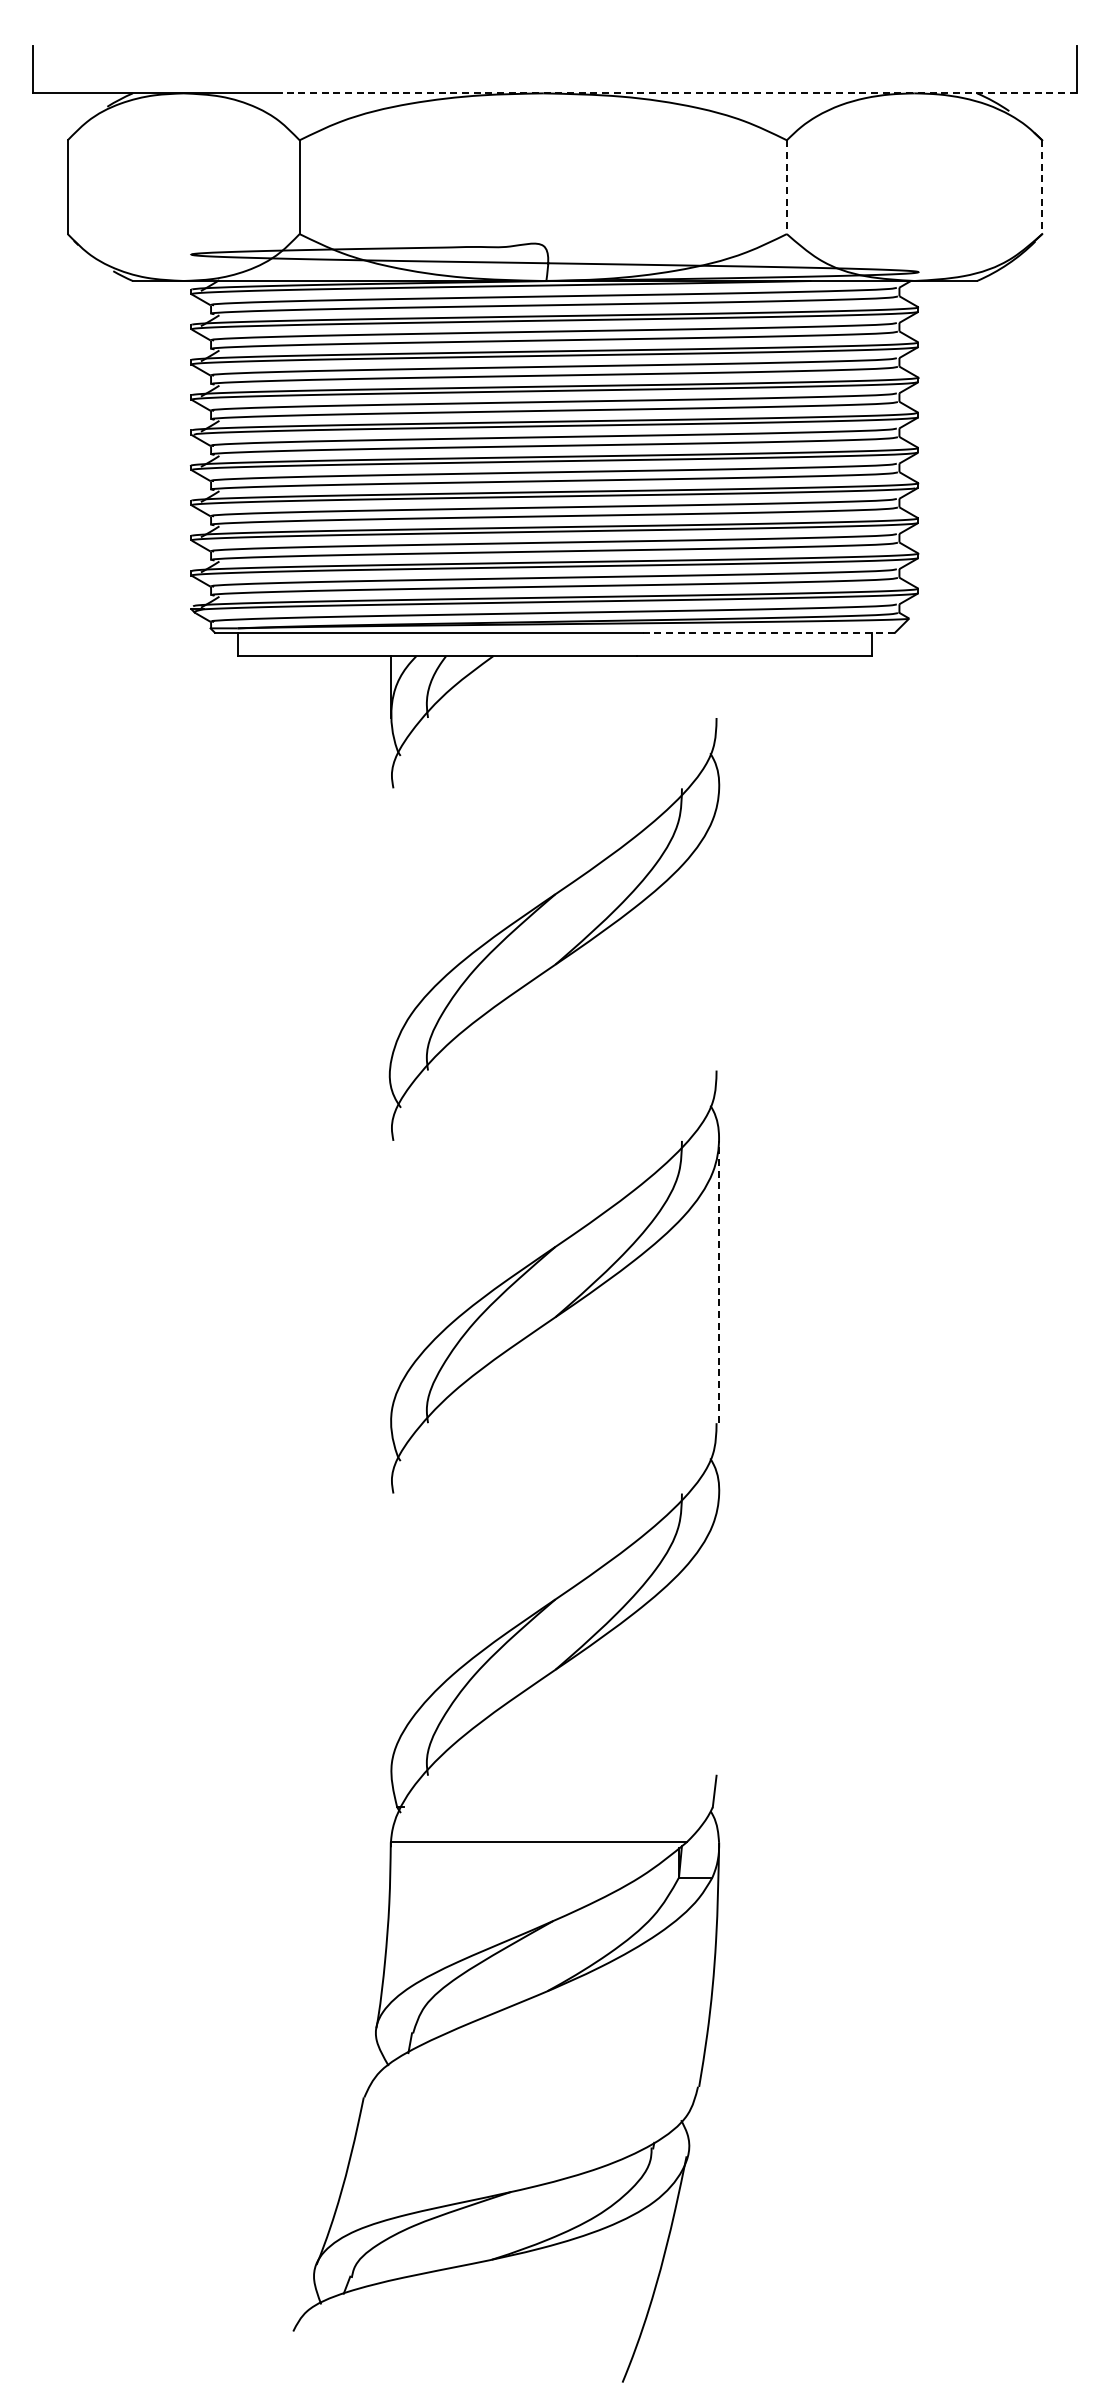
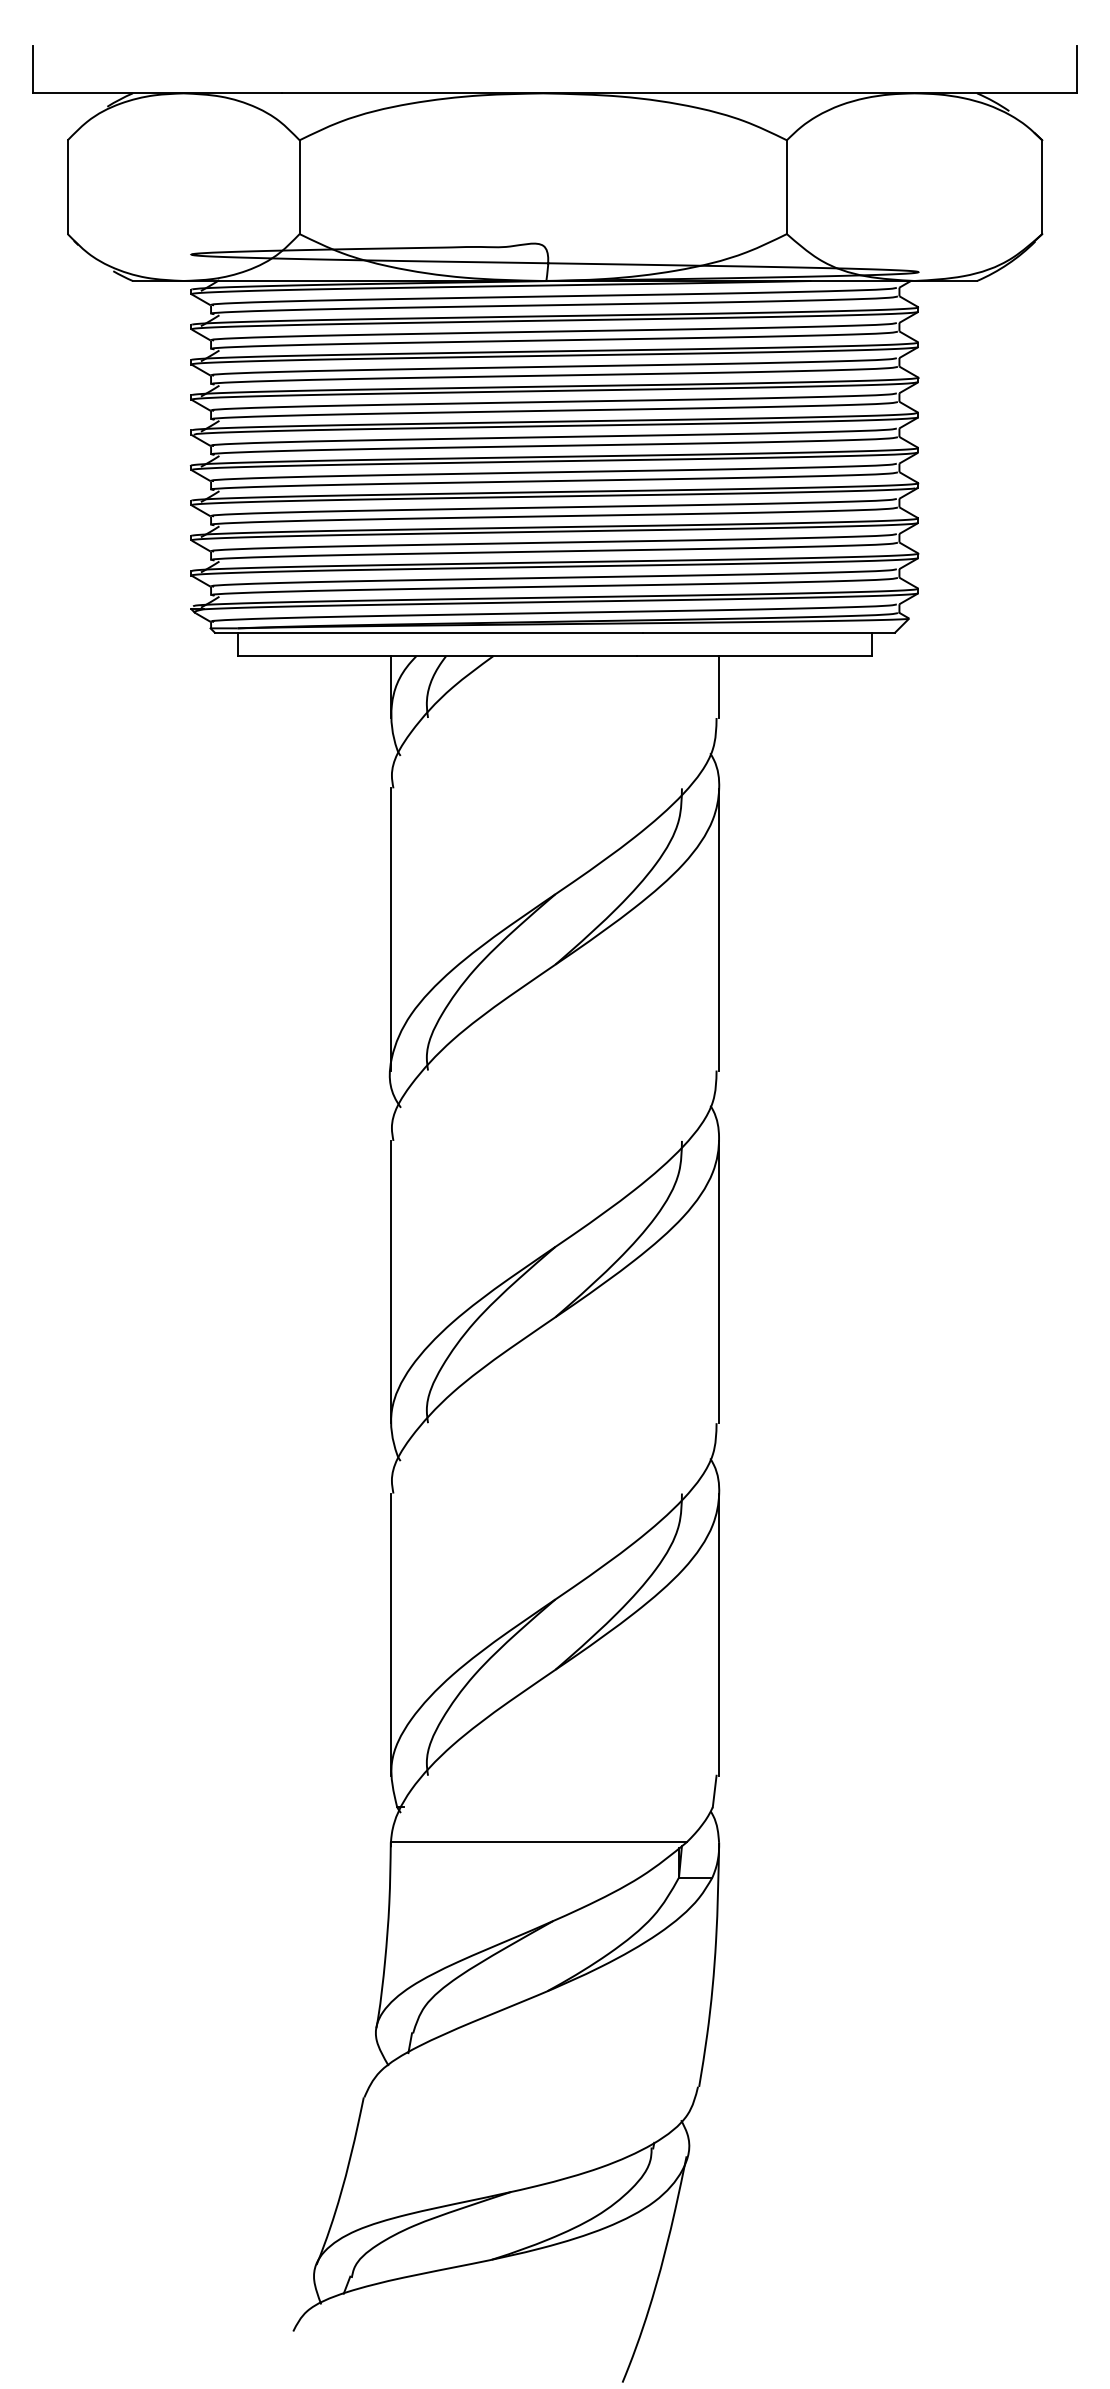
line: dashed -> solid (679, 93)
line: dashed -> solid (786, 187)
line: dashed -> solid (1042, 187)
line: dashed -> solid (769, 632)
line: none -> present (719, 686)
line: none -> present (390, 929)
line: none -> present (719, 929)
line: none -> present (390, 1281)
line: dashed -> solid (719, 1281)
line: none -> present (390, 1634)
line: none -> present (719, 1634)
